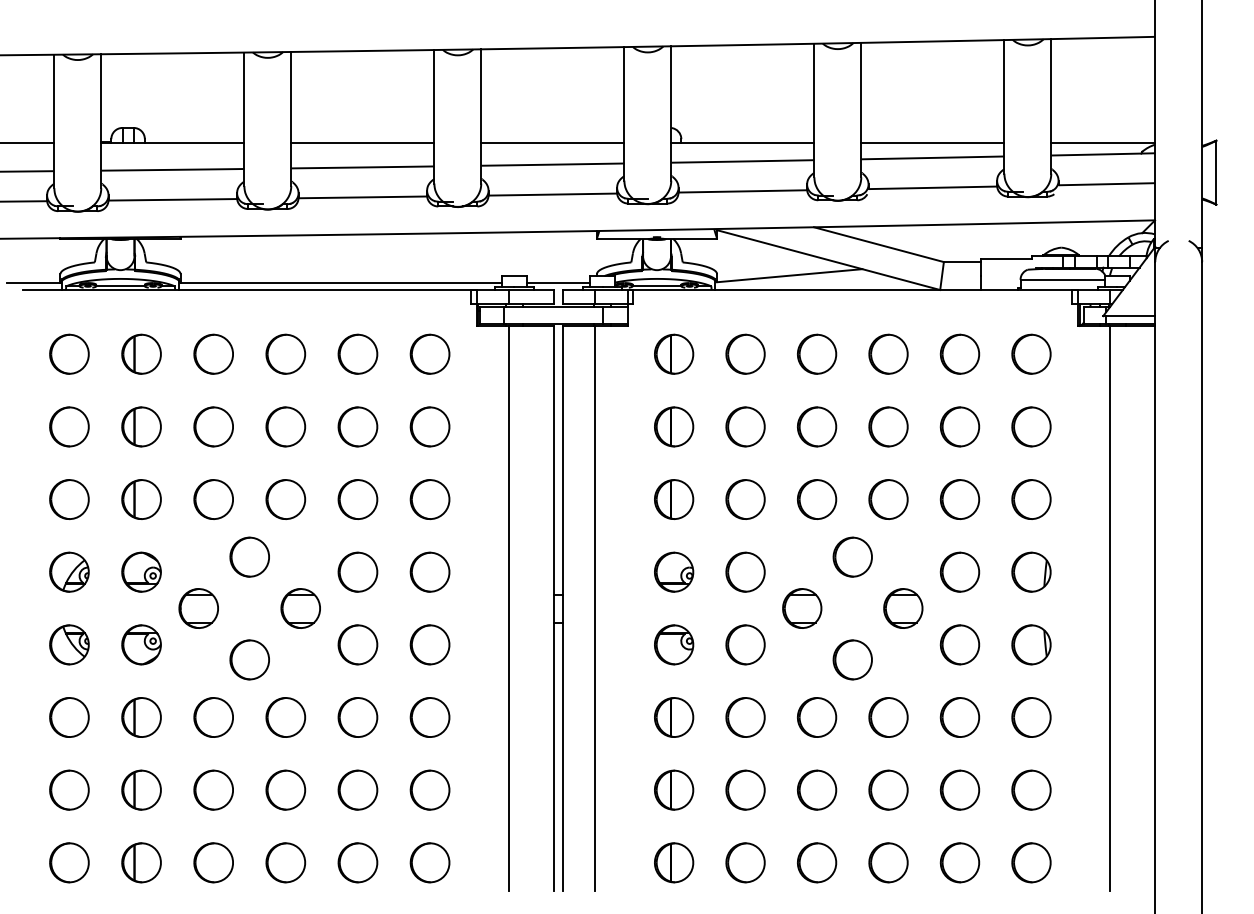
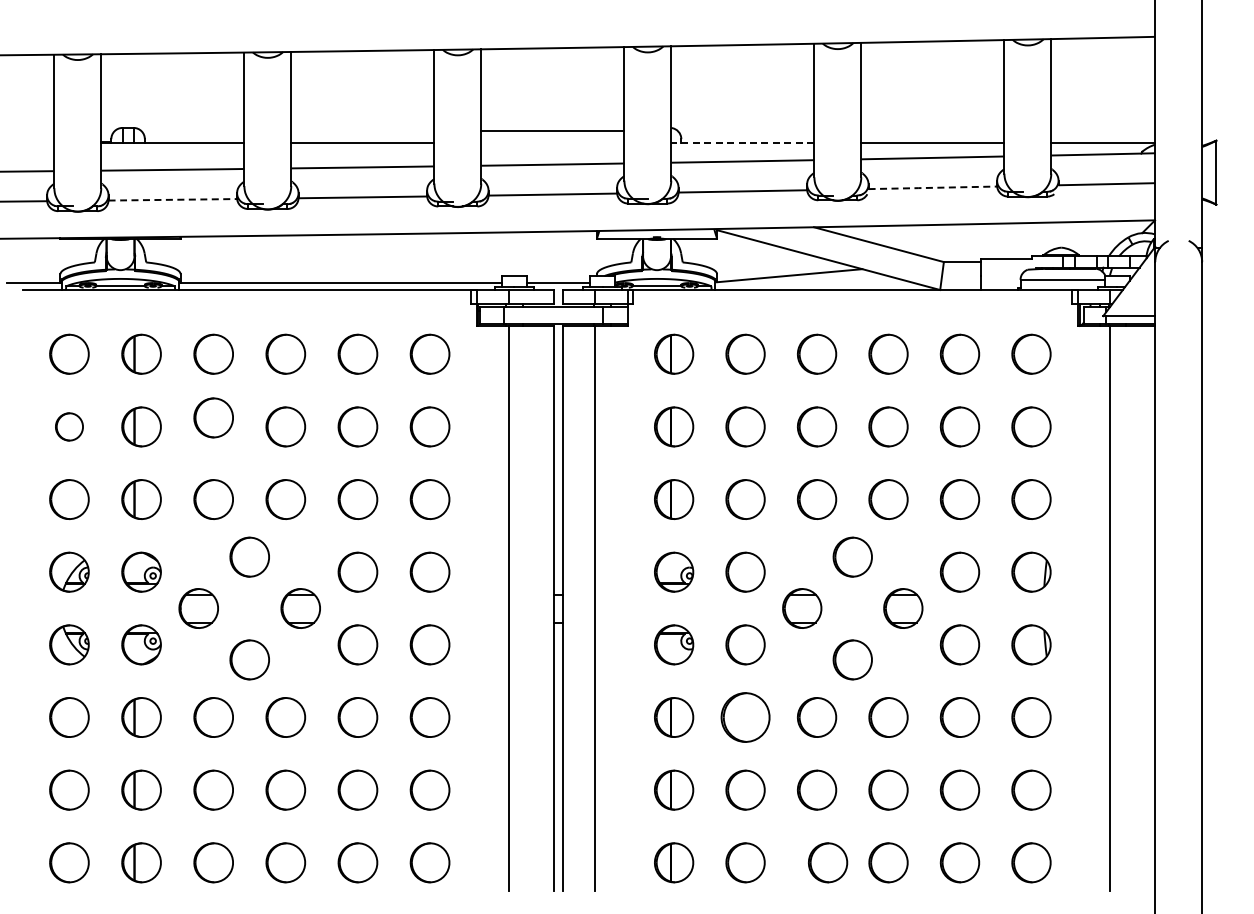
line: present -> none (28, 143)
line position: (552, 143) -> (552, 131) (552, 131)
line: solid -> dashed (742, 143)
line: solid -> dashed (932, 187)
line: solid -> dashed (172, 199)
part size: 41x42 px -> 29x30 px (69, 426)
part position: (213, 426) -> (213, 417) (213, 417)
part size: 41x41 px -> 51x51 px (745, 717)
part position: (817, 862) -> (828, 862) (828, 862)
